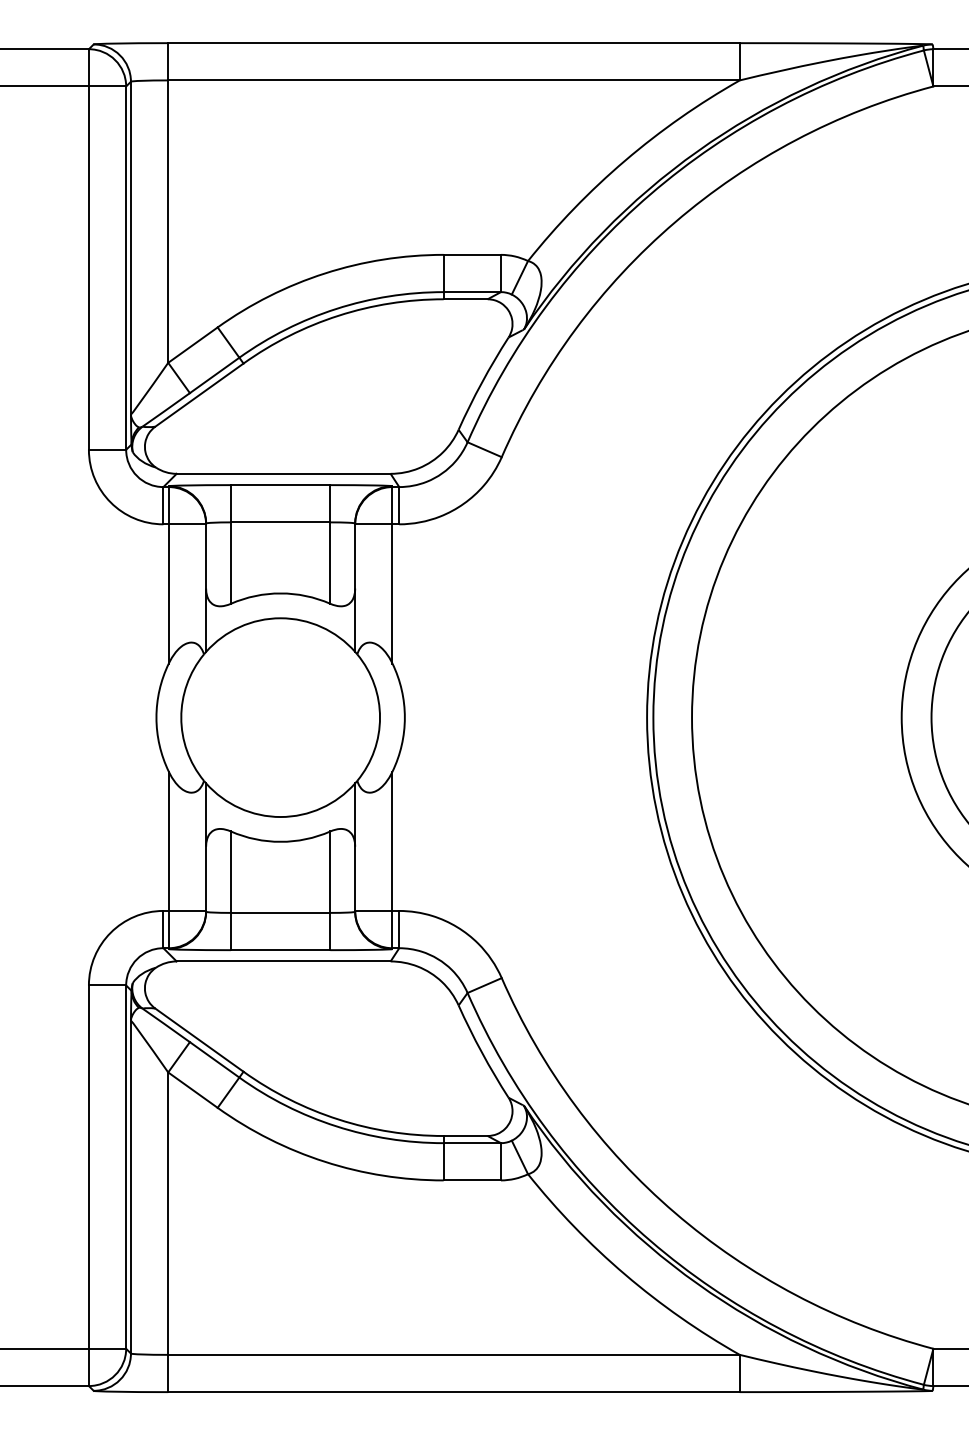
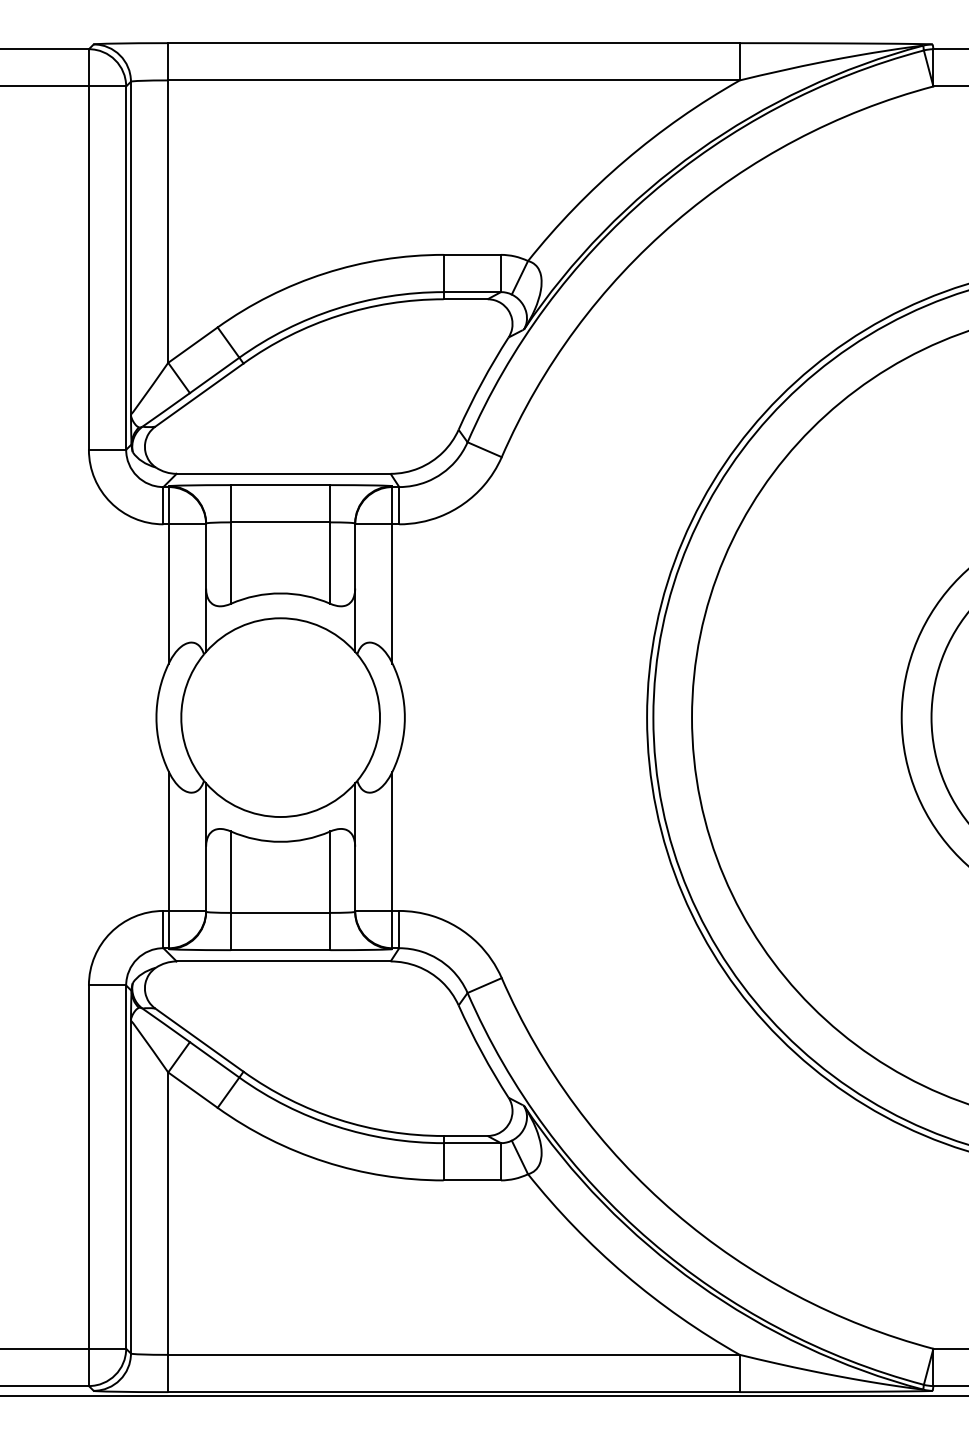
line: none -> present (483, 1395)
